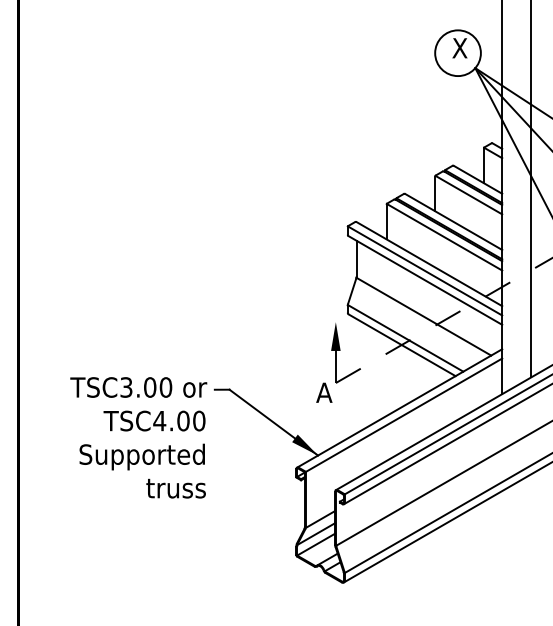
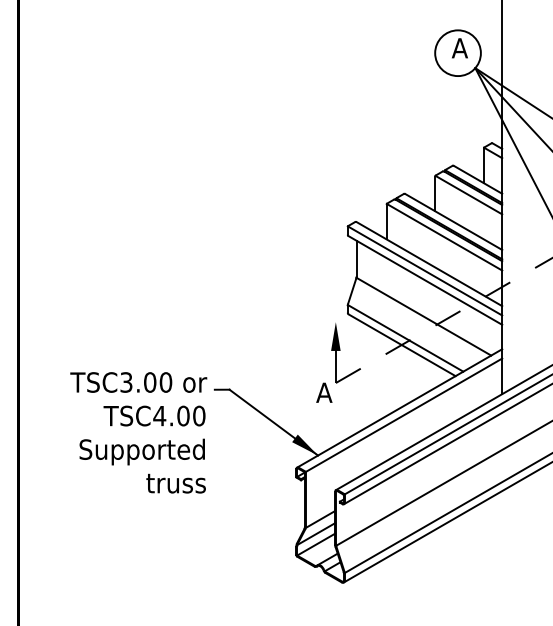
text: X -> A (459, 48)
line: present -> none (531, 189)
text position: (138, 437) -> (138, 432) (138, 432)
